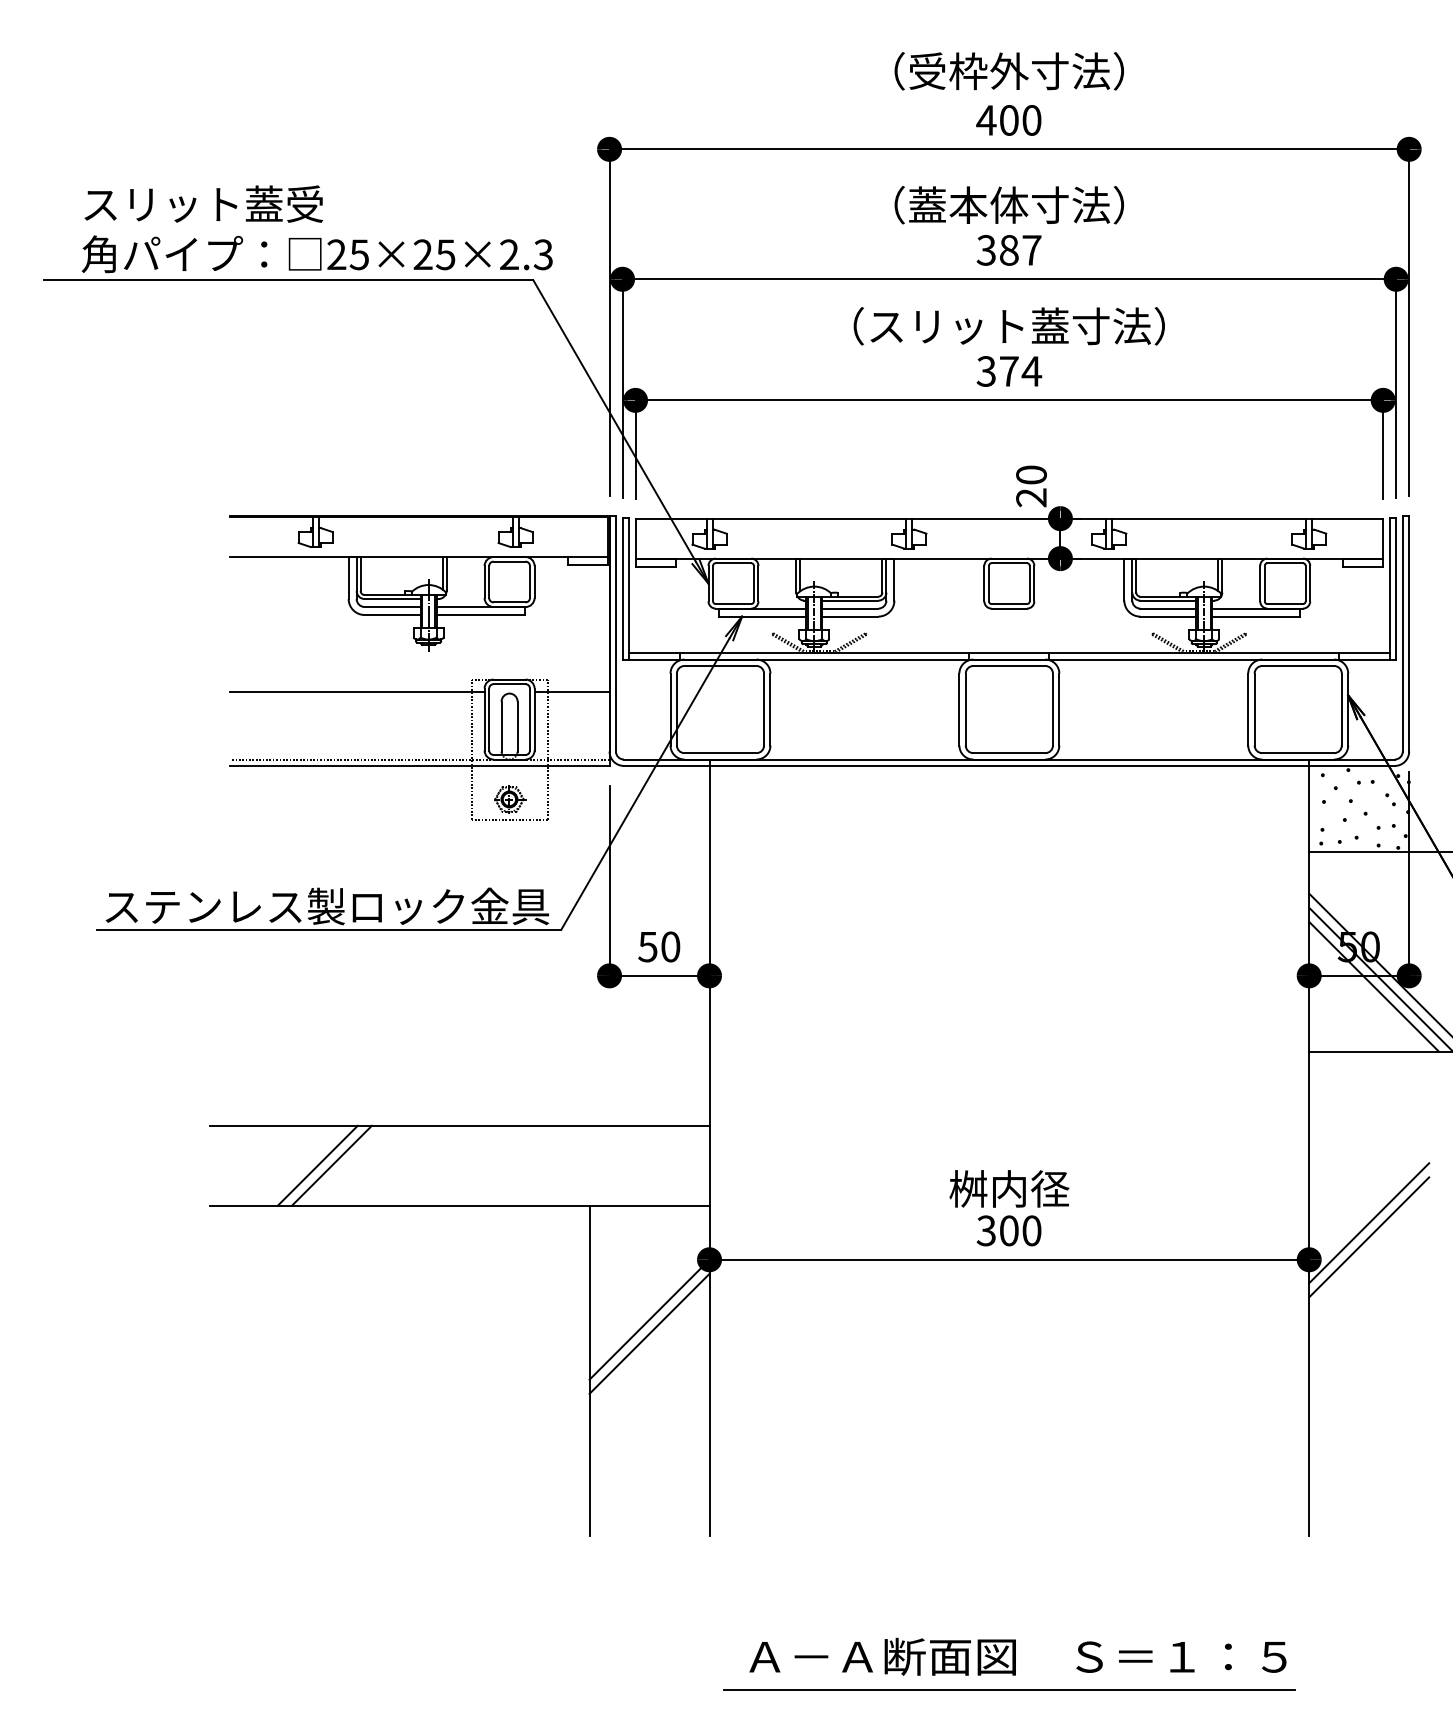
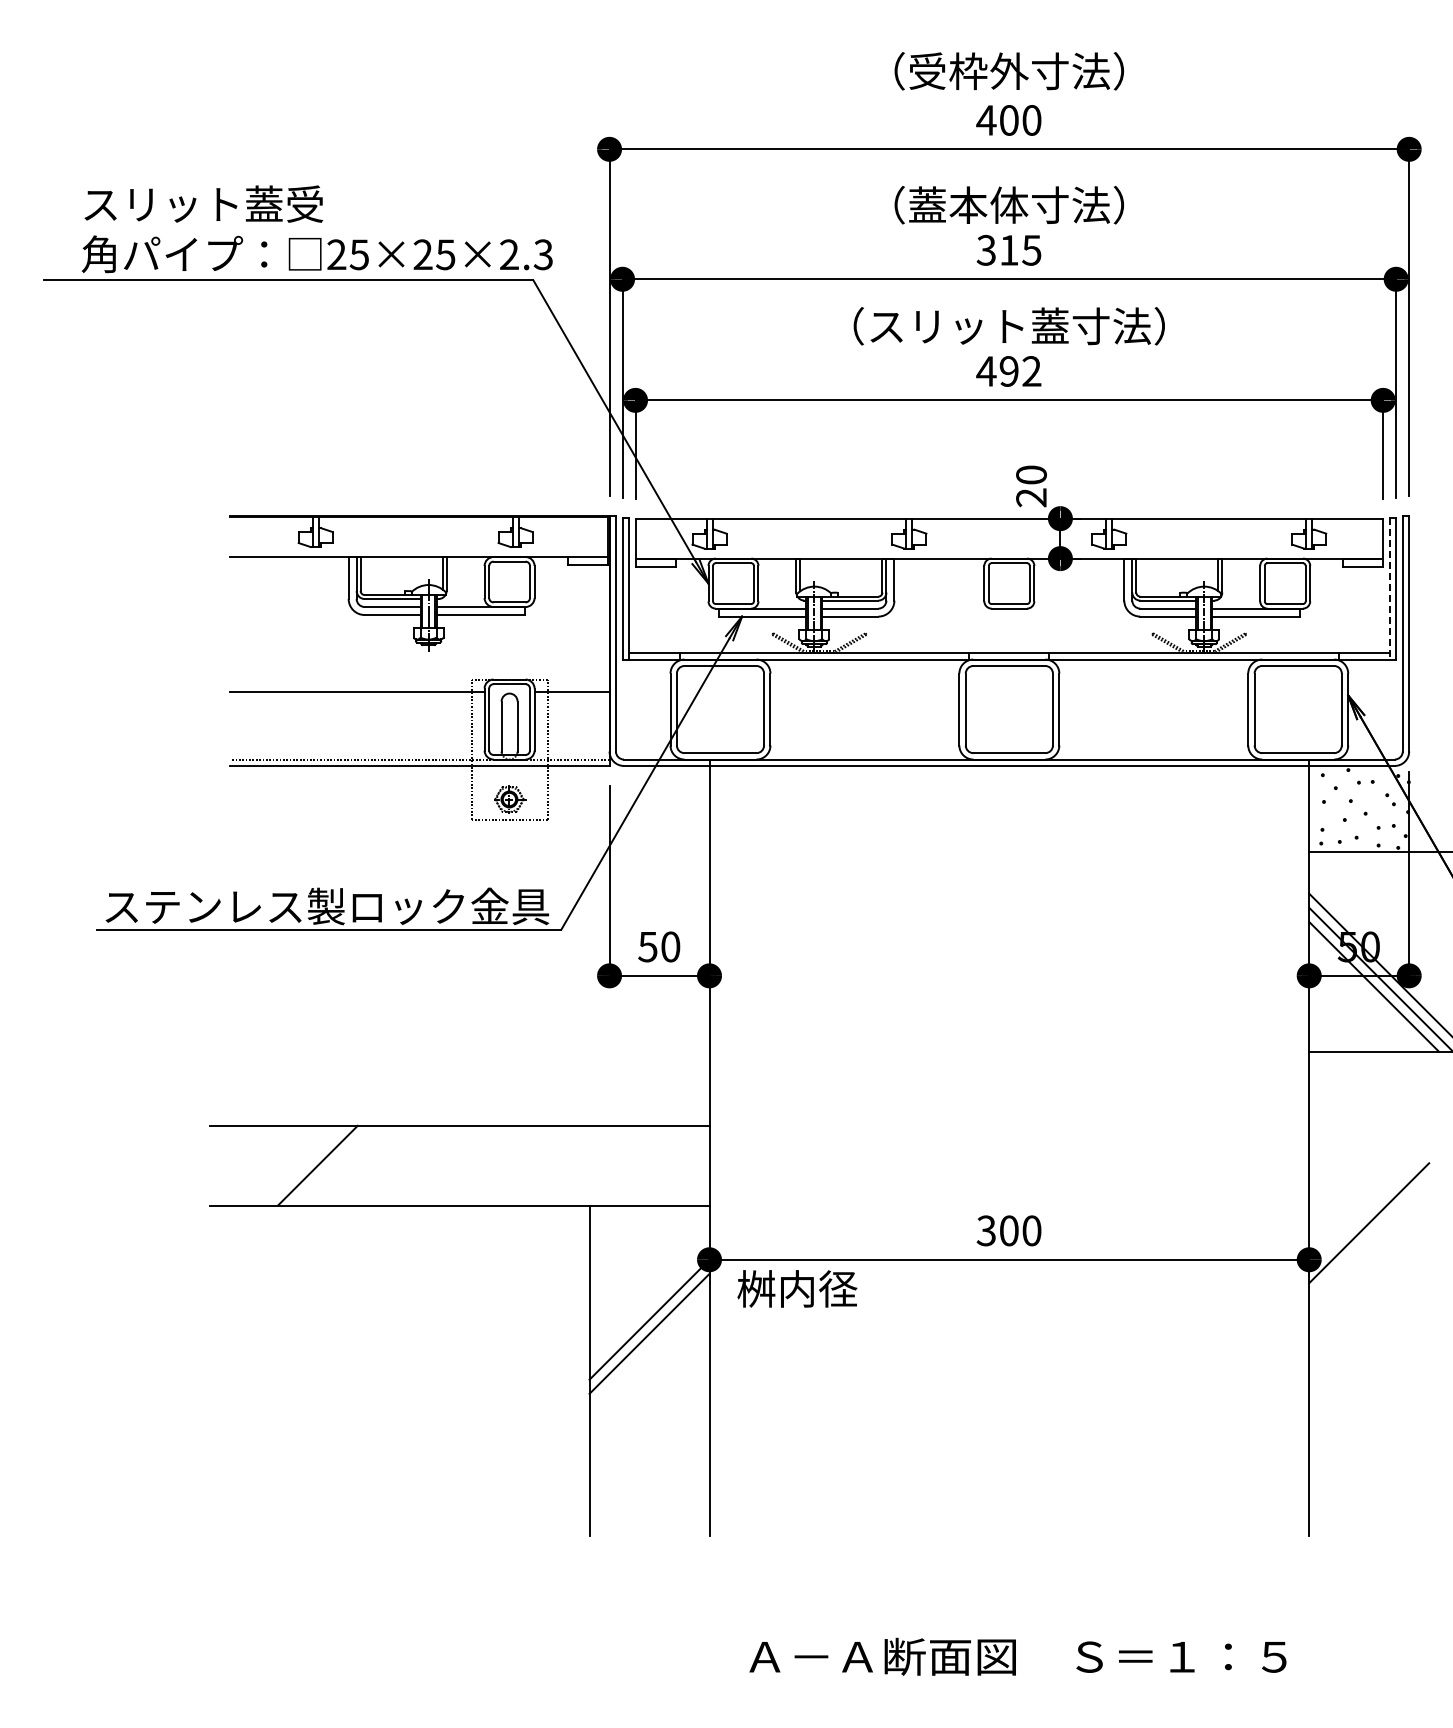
text: 387 -> 315 (1020, 250)
text: 374 -> 492 (1009, 371)
line: solid -> dashed (1389, 588)
line: present -> none (331, 1165)
text position: (1009, 1188) -> (797, 1288) (797, 1288)
line: present -> none (1369, 1237)
line: present -> none (1009, 1689)
